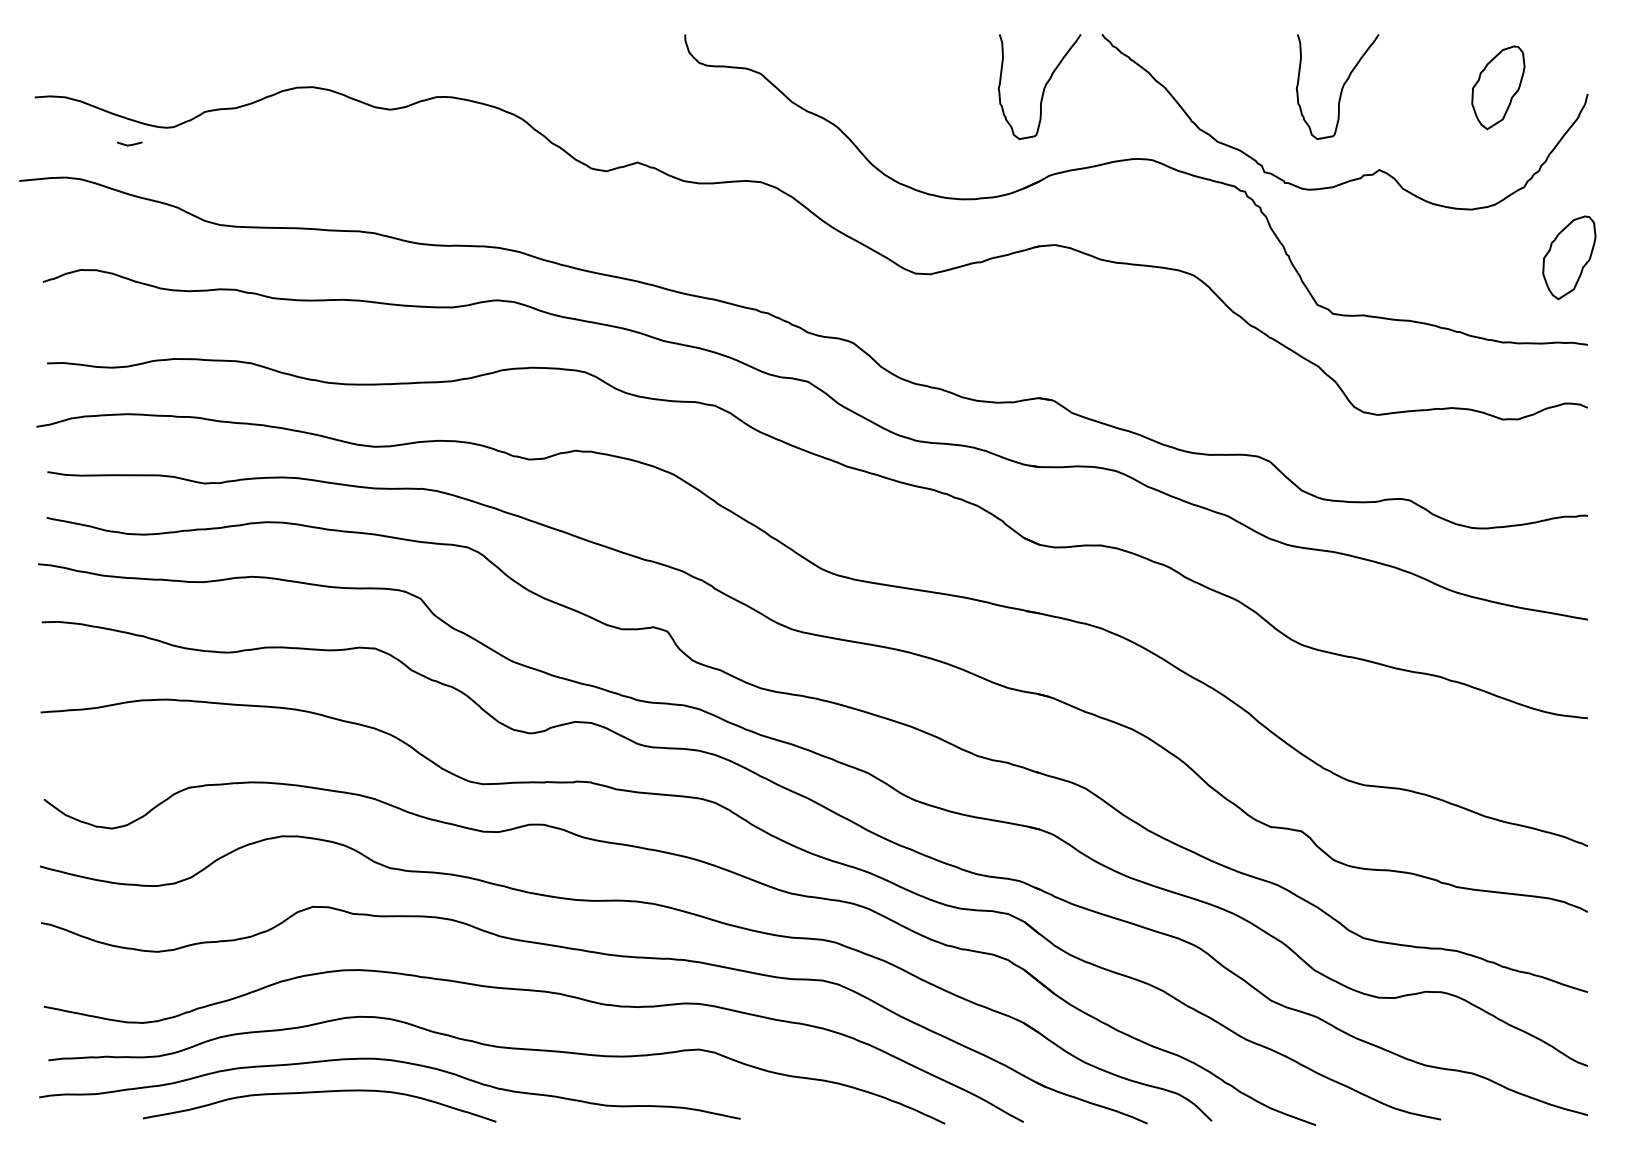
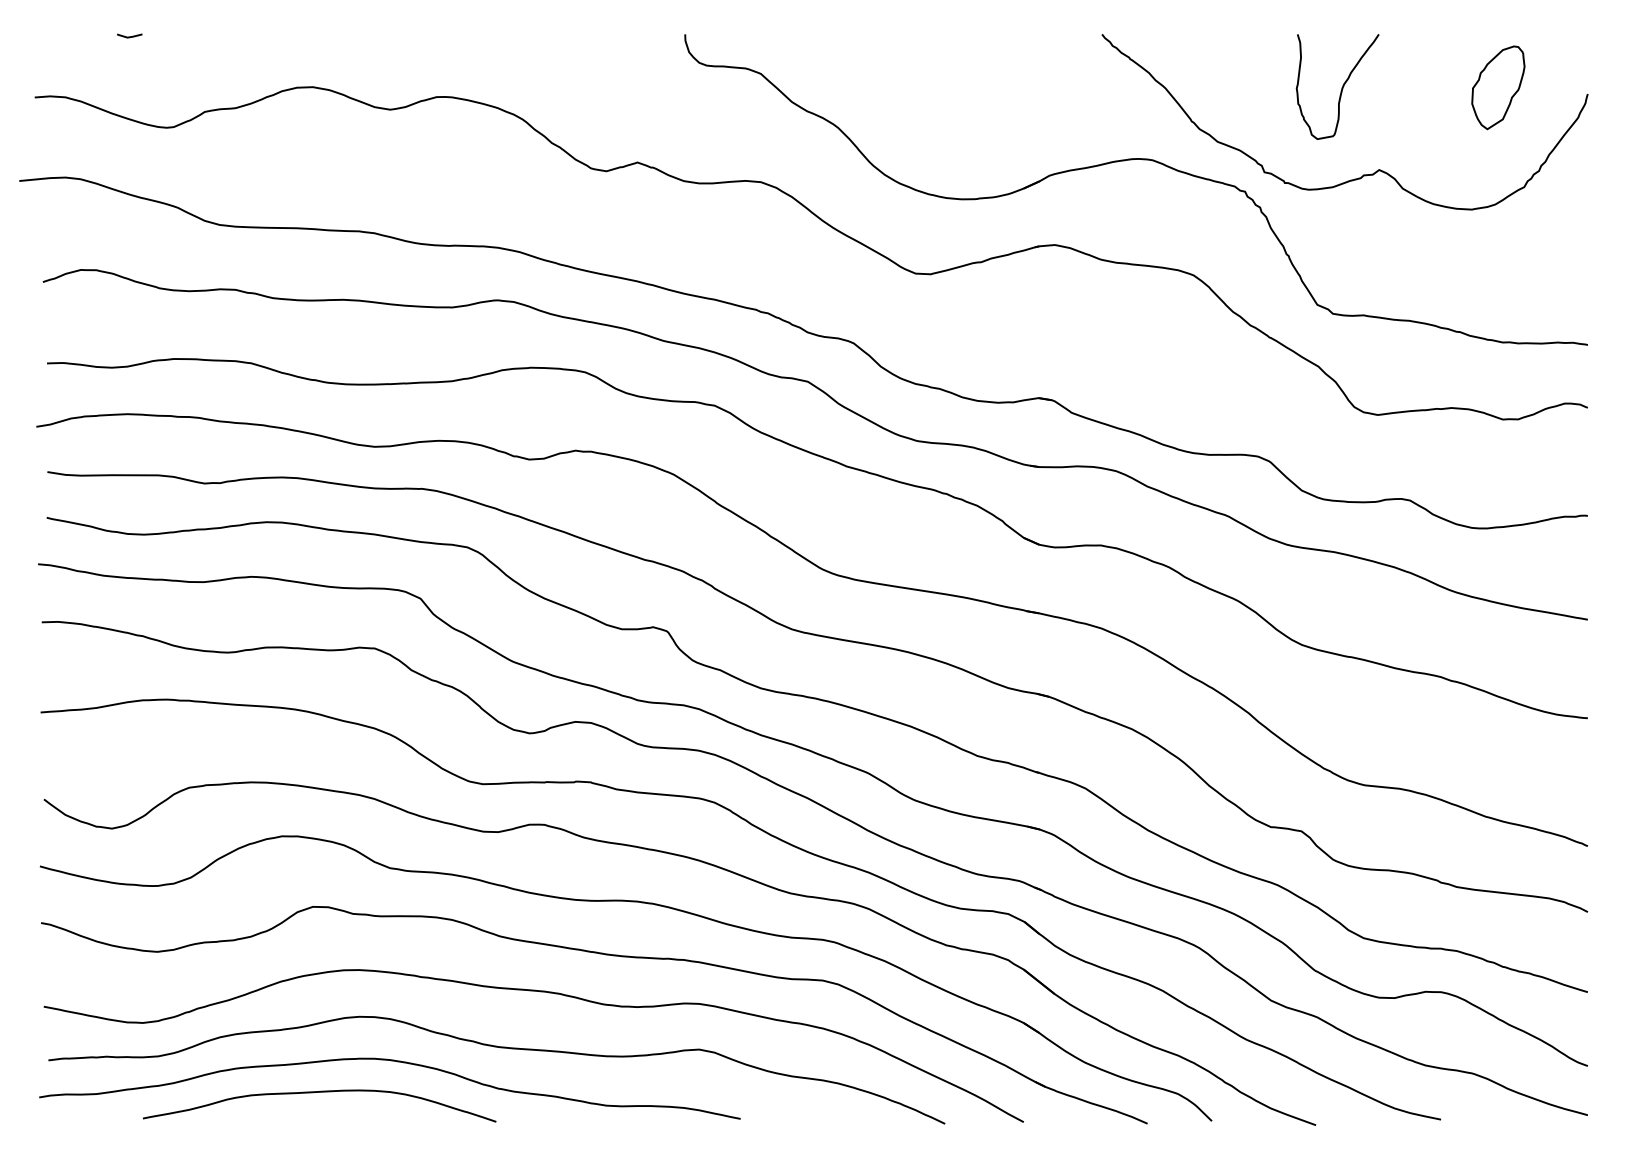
curve: present -> none (1043, 87)
line position: (129, 144) -> (129, 36) (129, 36)
part: present -> none (1569, 257)
